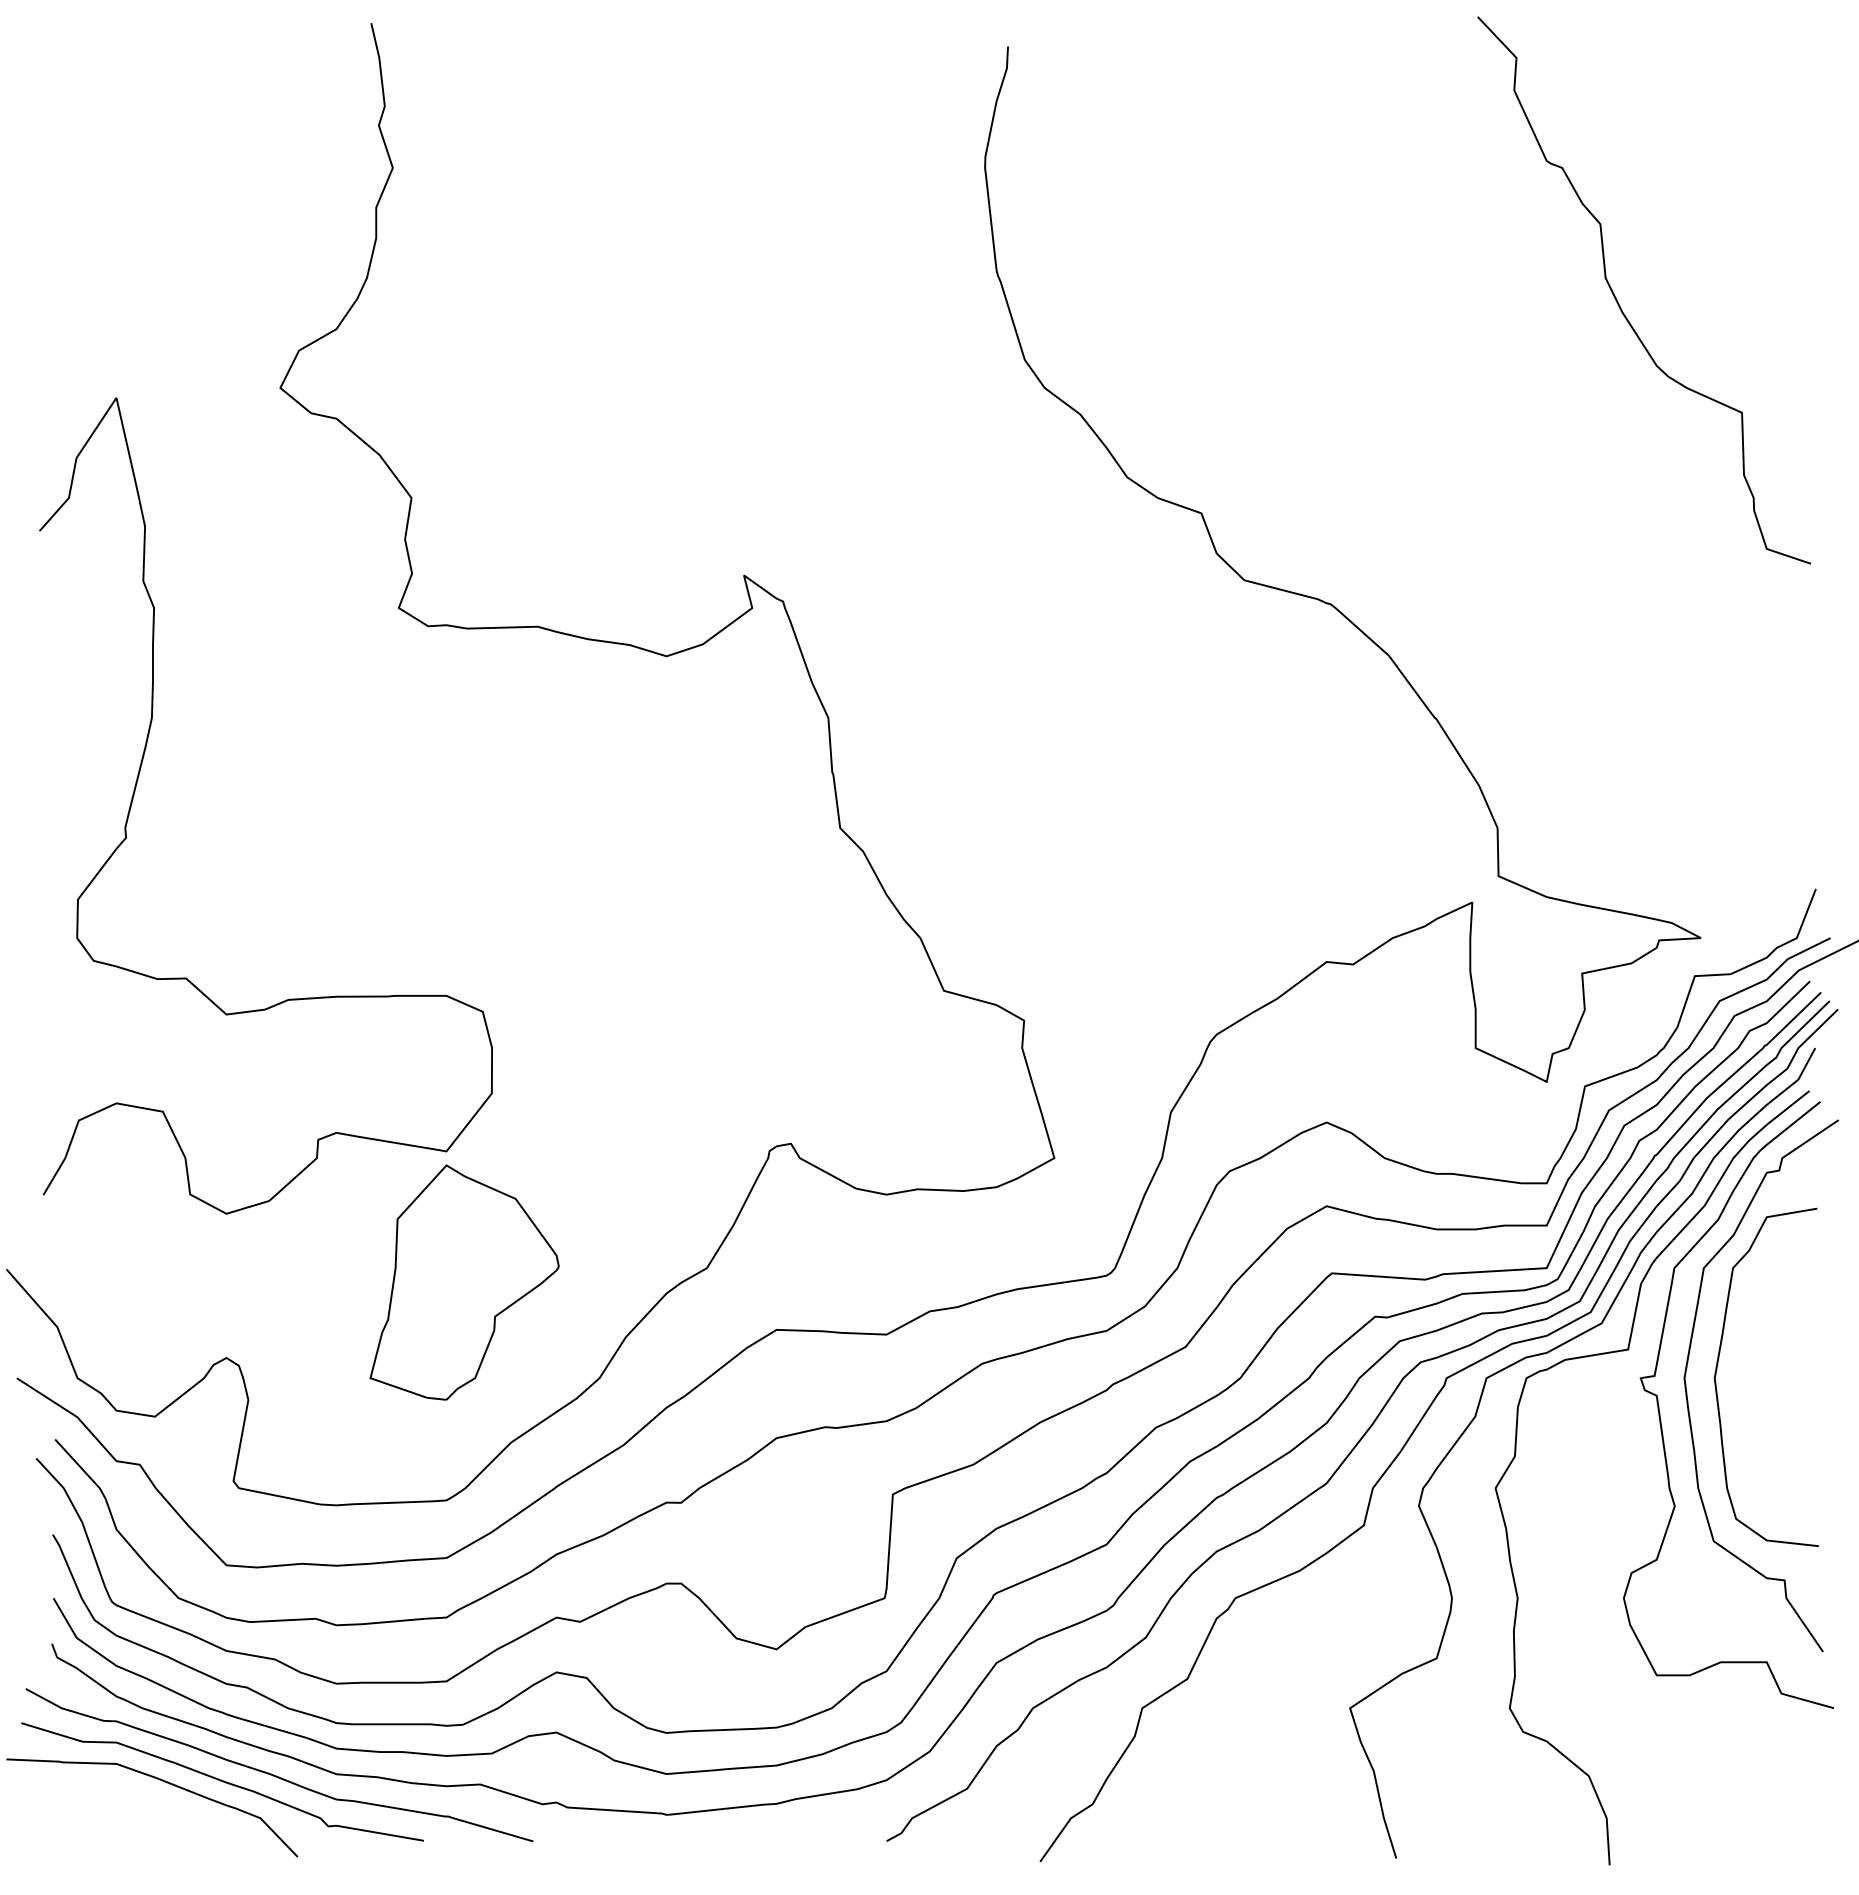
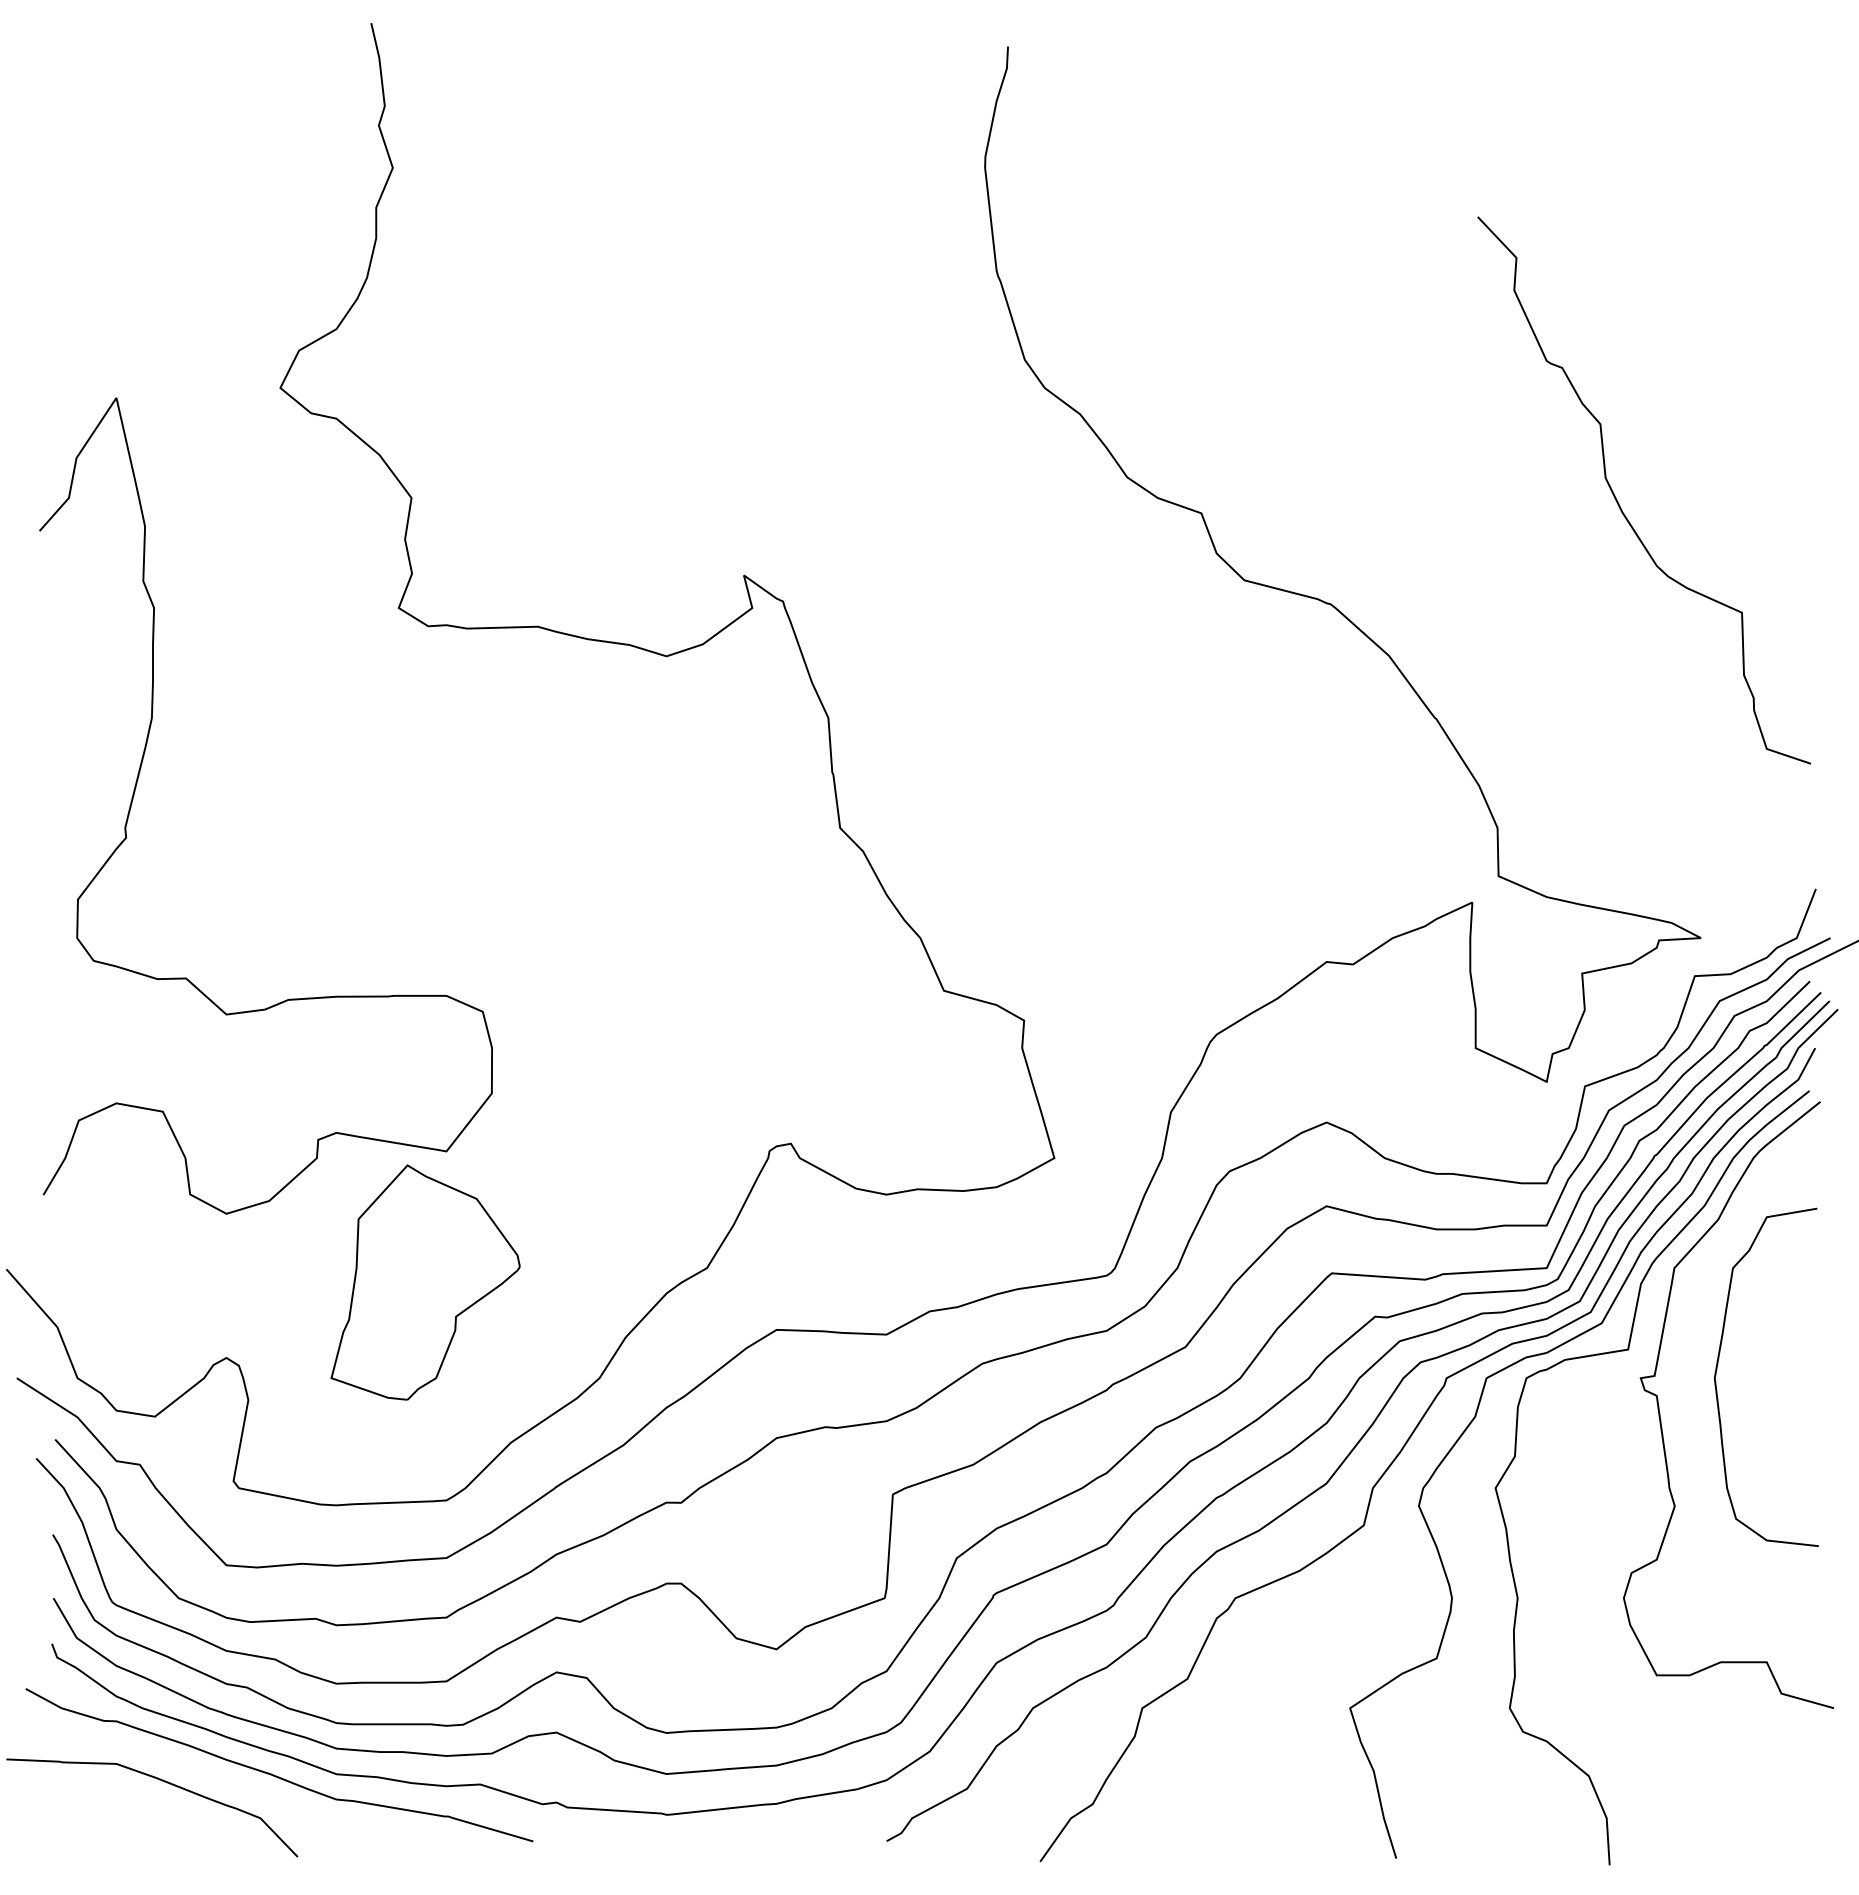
curve position: (1619, 303) -> (1619, 503) (1619, 503)
part position: (464, 1282) -> (425, 1282) (425, 1282)
curve: present -> none (1687, 1392)
curve: present -> none (222, 1781)
